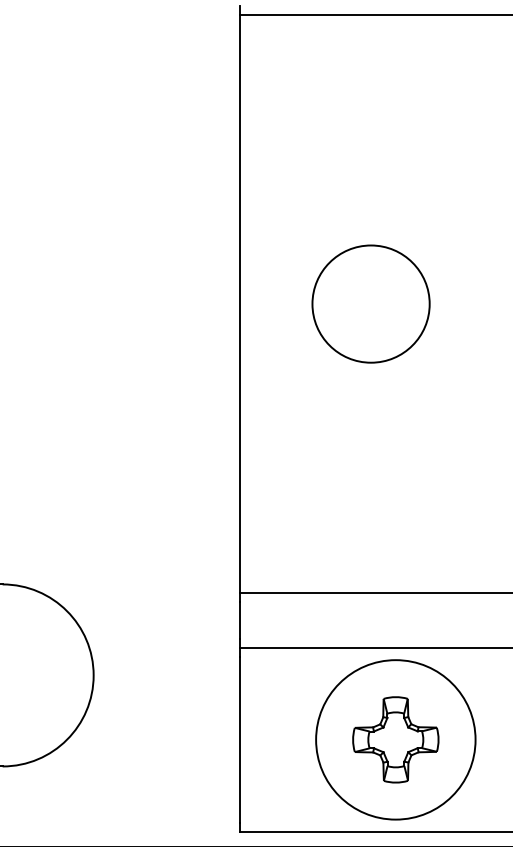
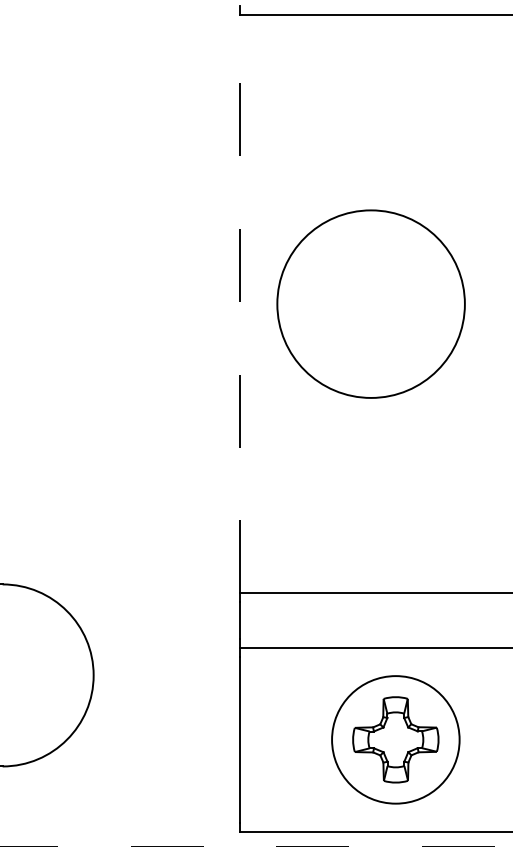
line: solid -> dashed (240, 303)
circle size: 120x120 px -> 190x190 px (370, 303)
circle diameter: 159 px -> 128 px (395, 739)
line: solid -> dashed (256, 846)
